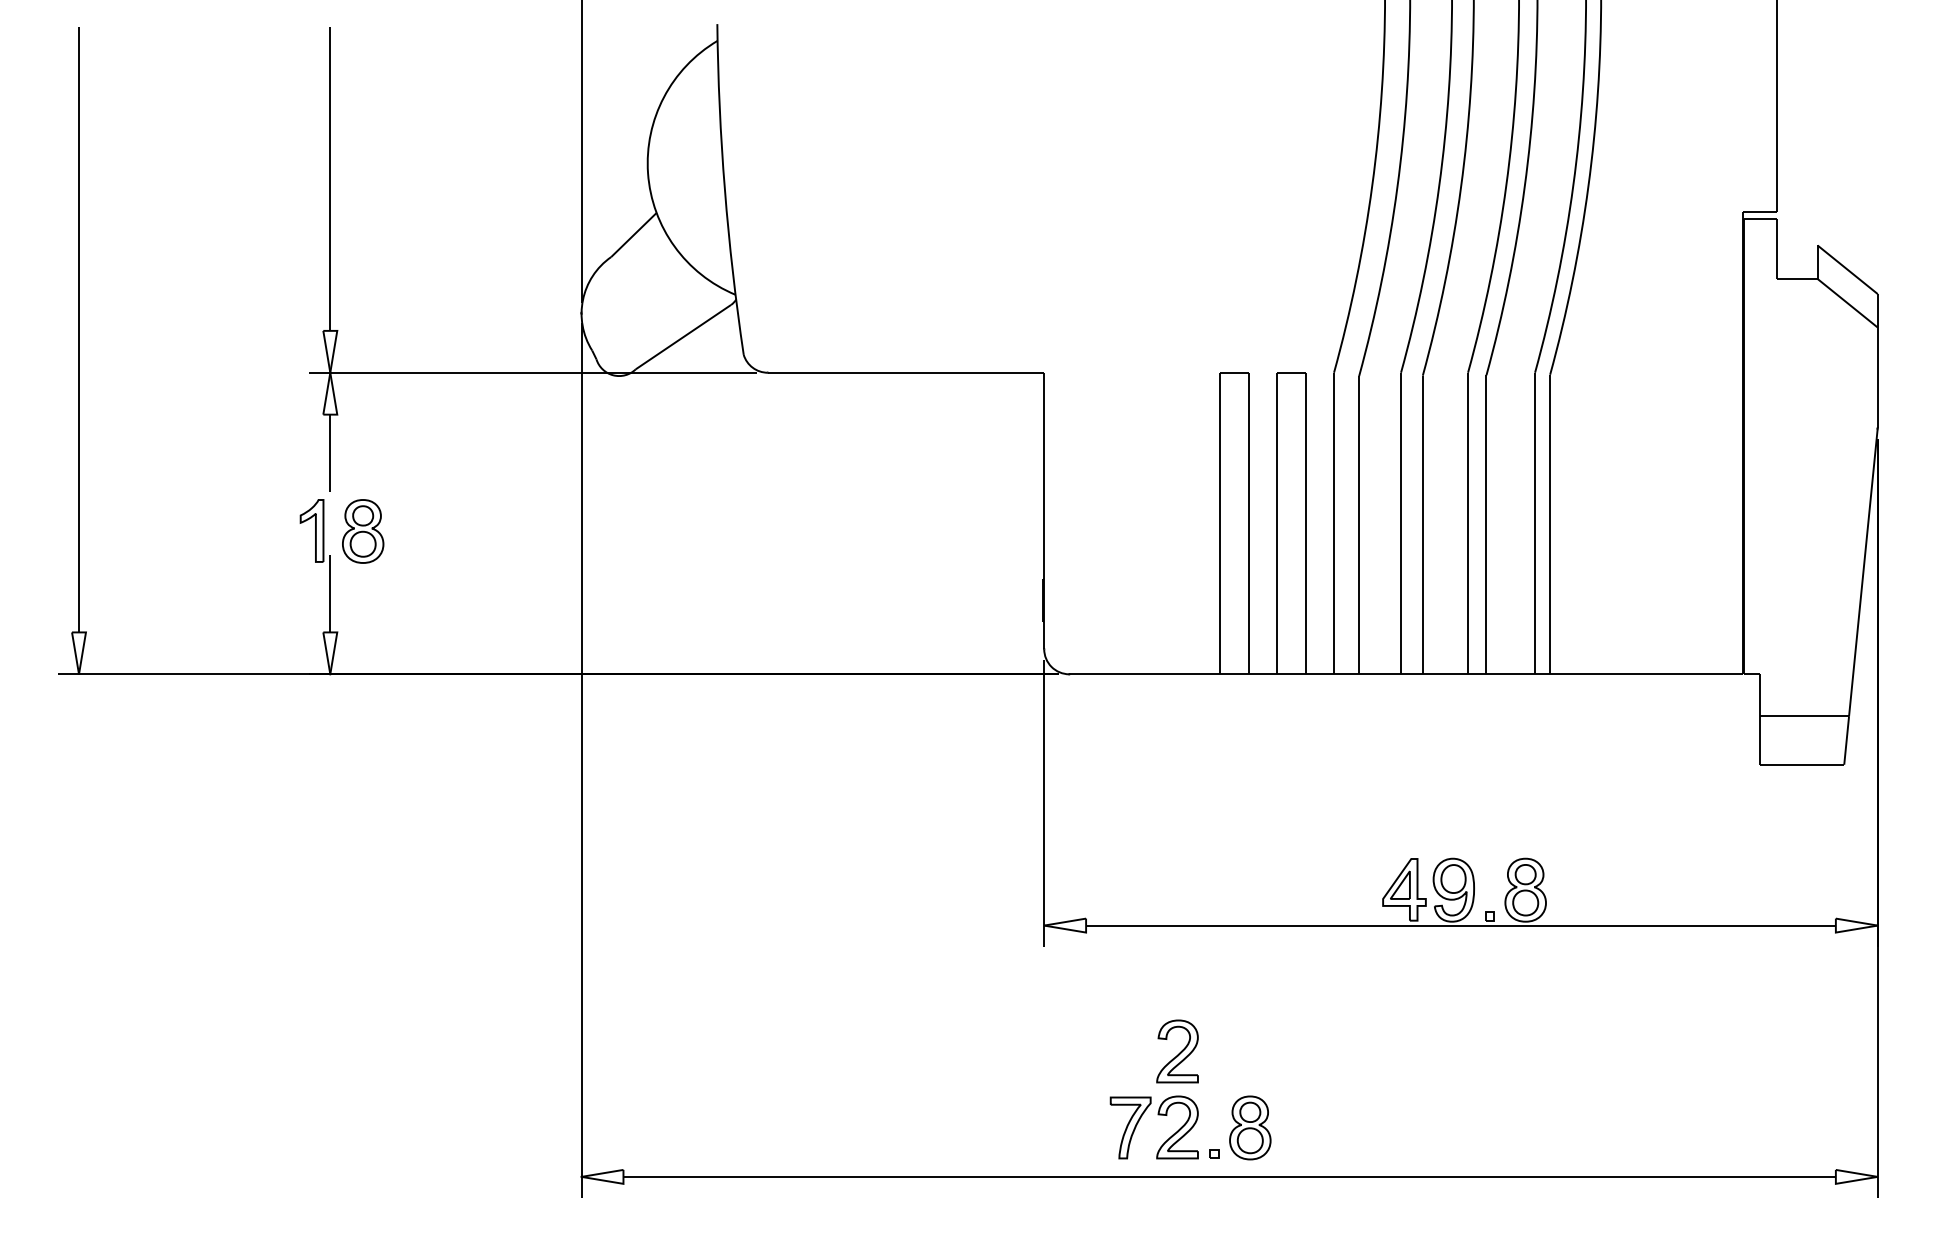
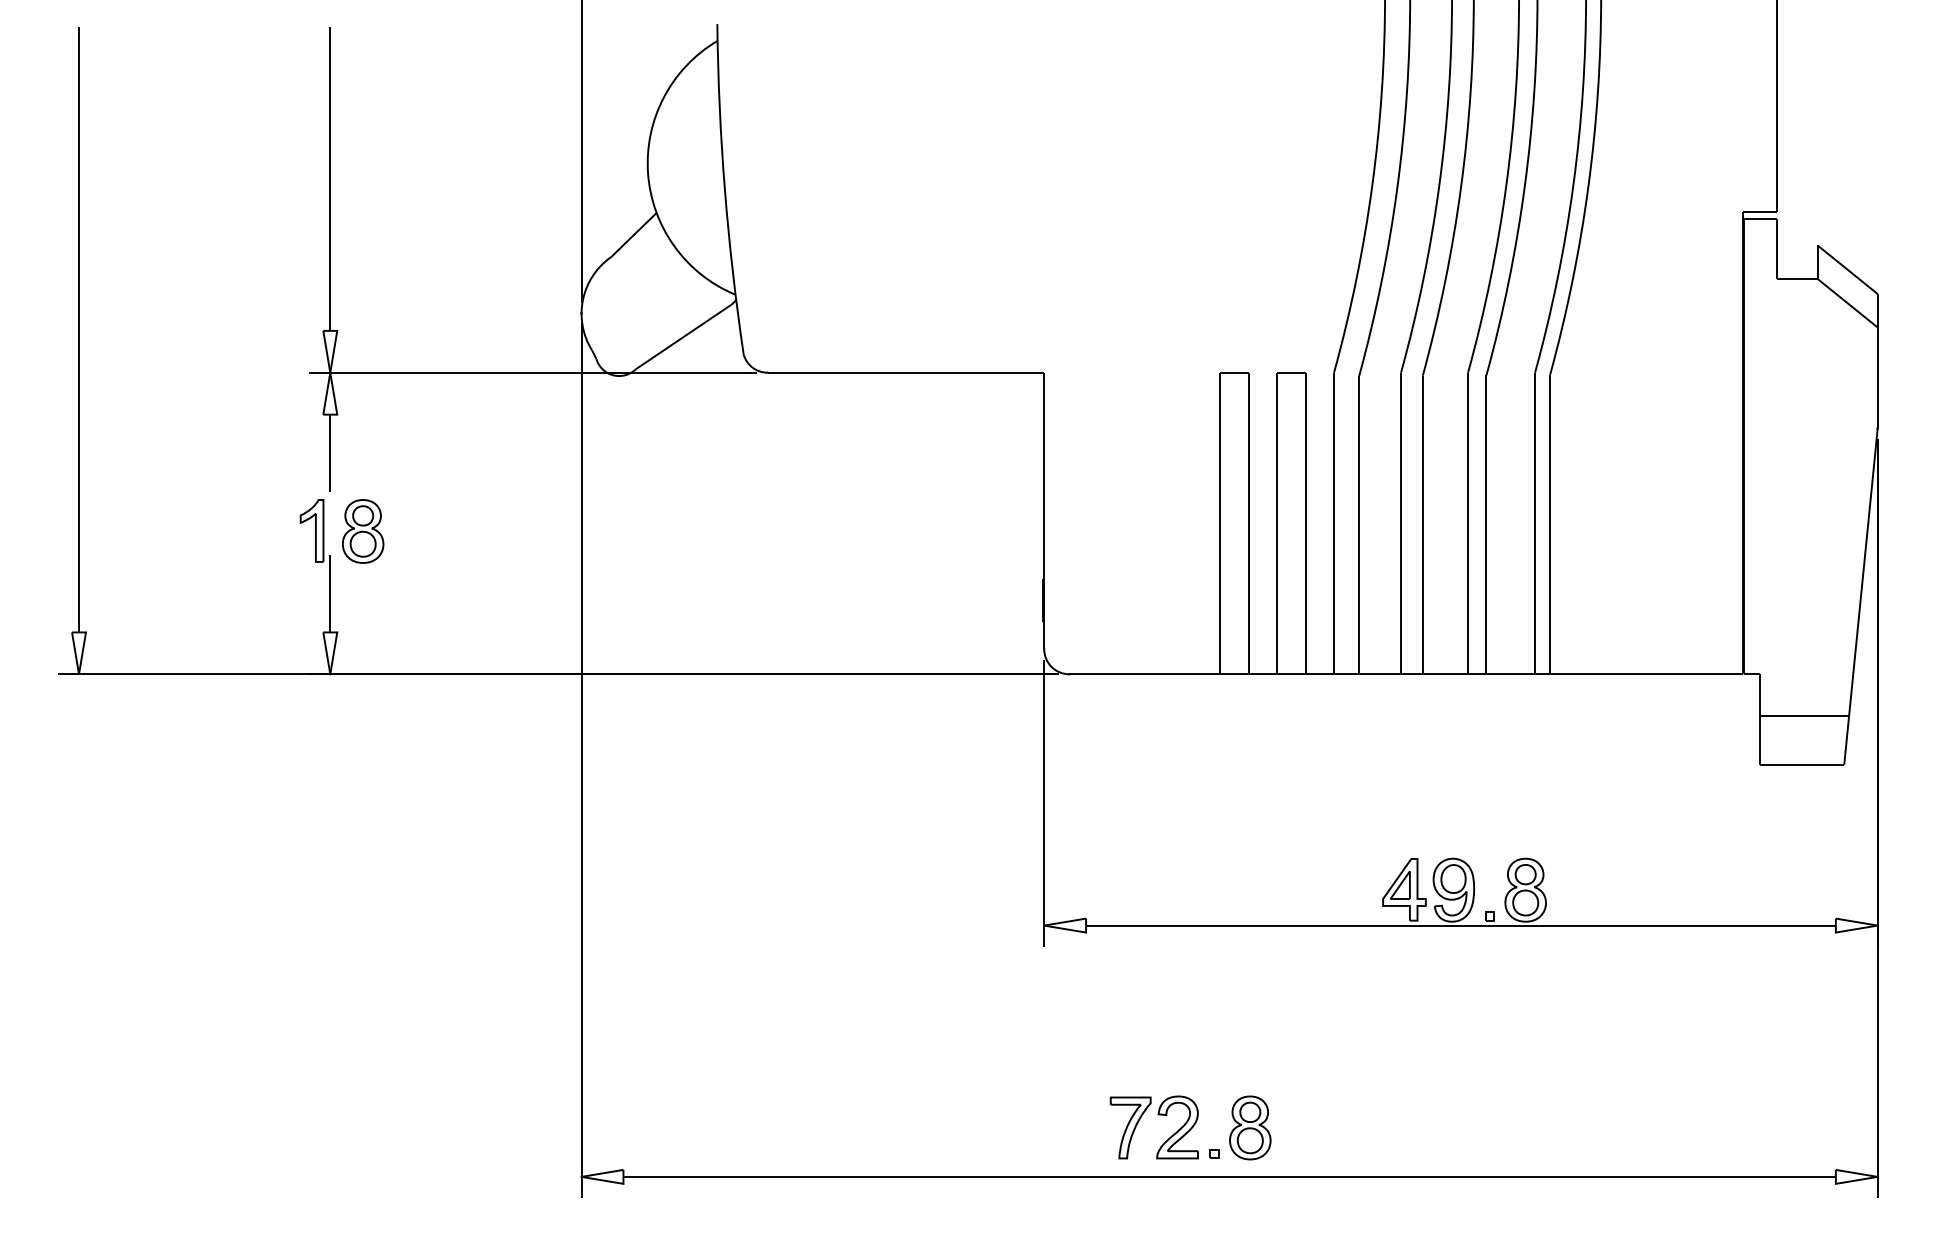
part: present -> none (1177, 1051)
